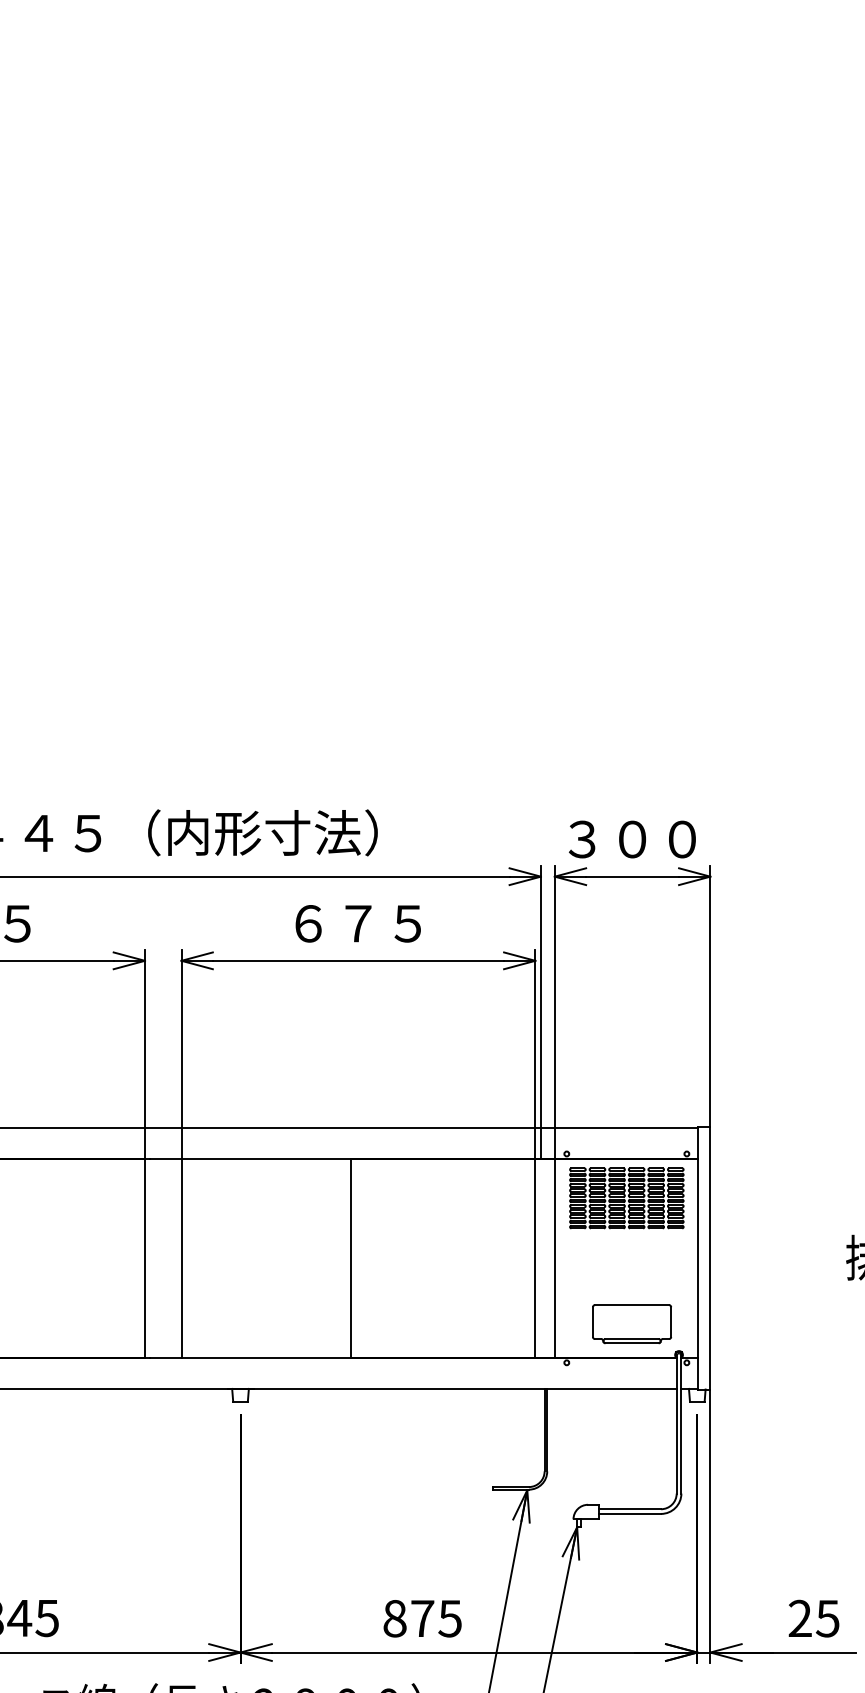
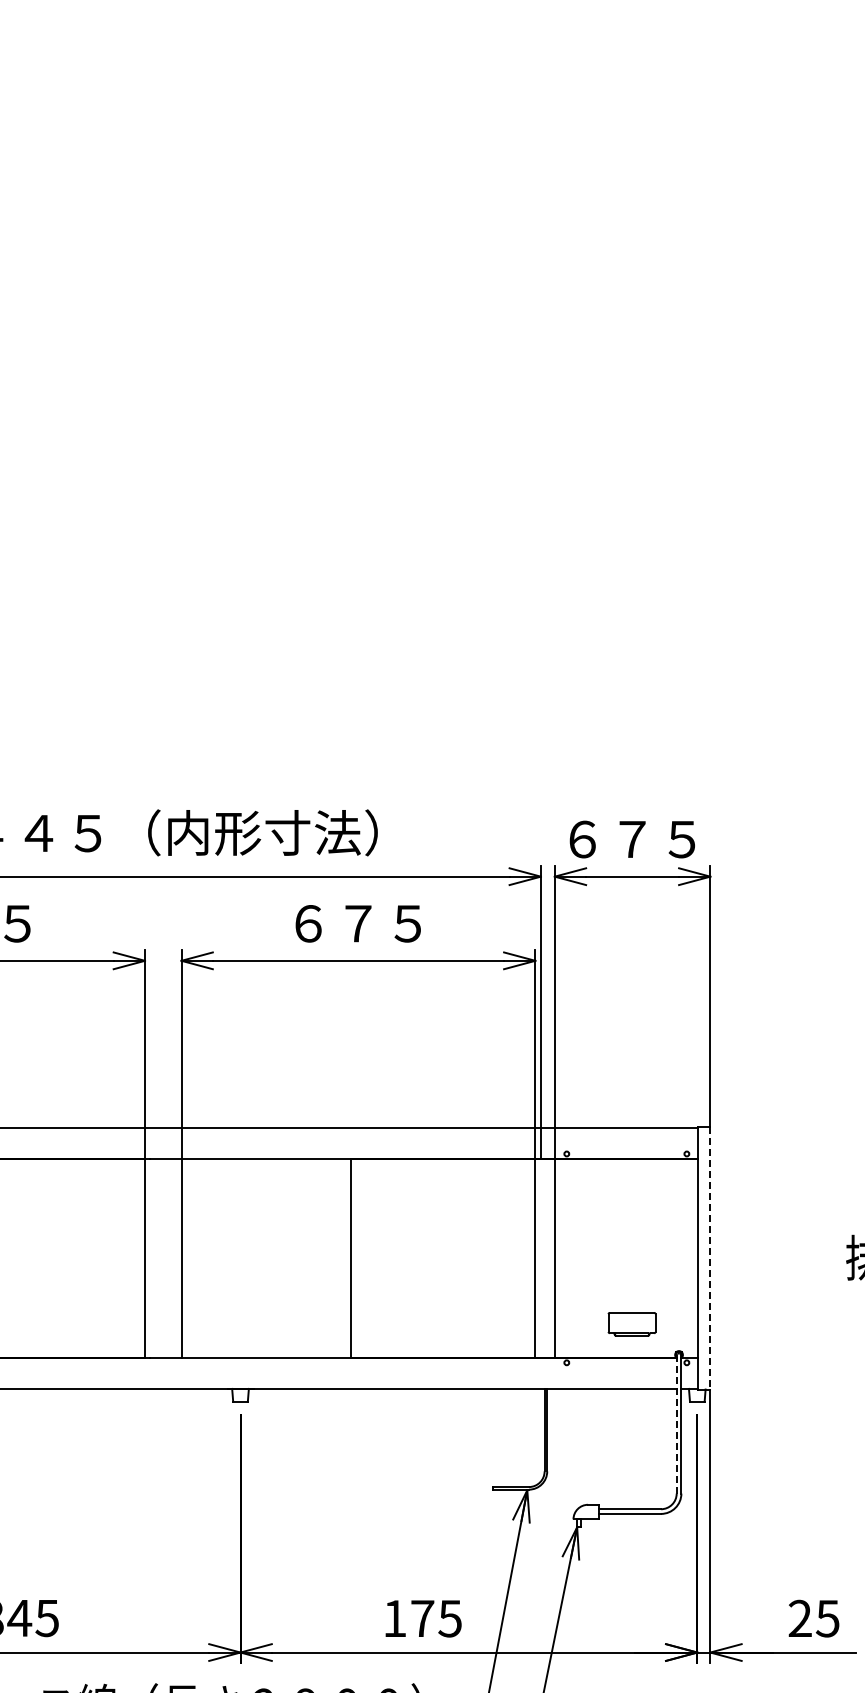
text: ３００ -> ６７５ (631, 839)
part: present -> none (626, 1198)
line: solid -> dashed (710, 1258)
part size: 80x41 px -> 50x25 px (631, 1324)
line: solid -> dashed (676, 1424)
text: 875 -> 175 (394, 1618)
